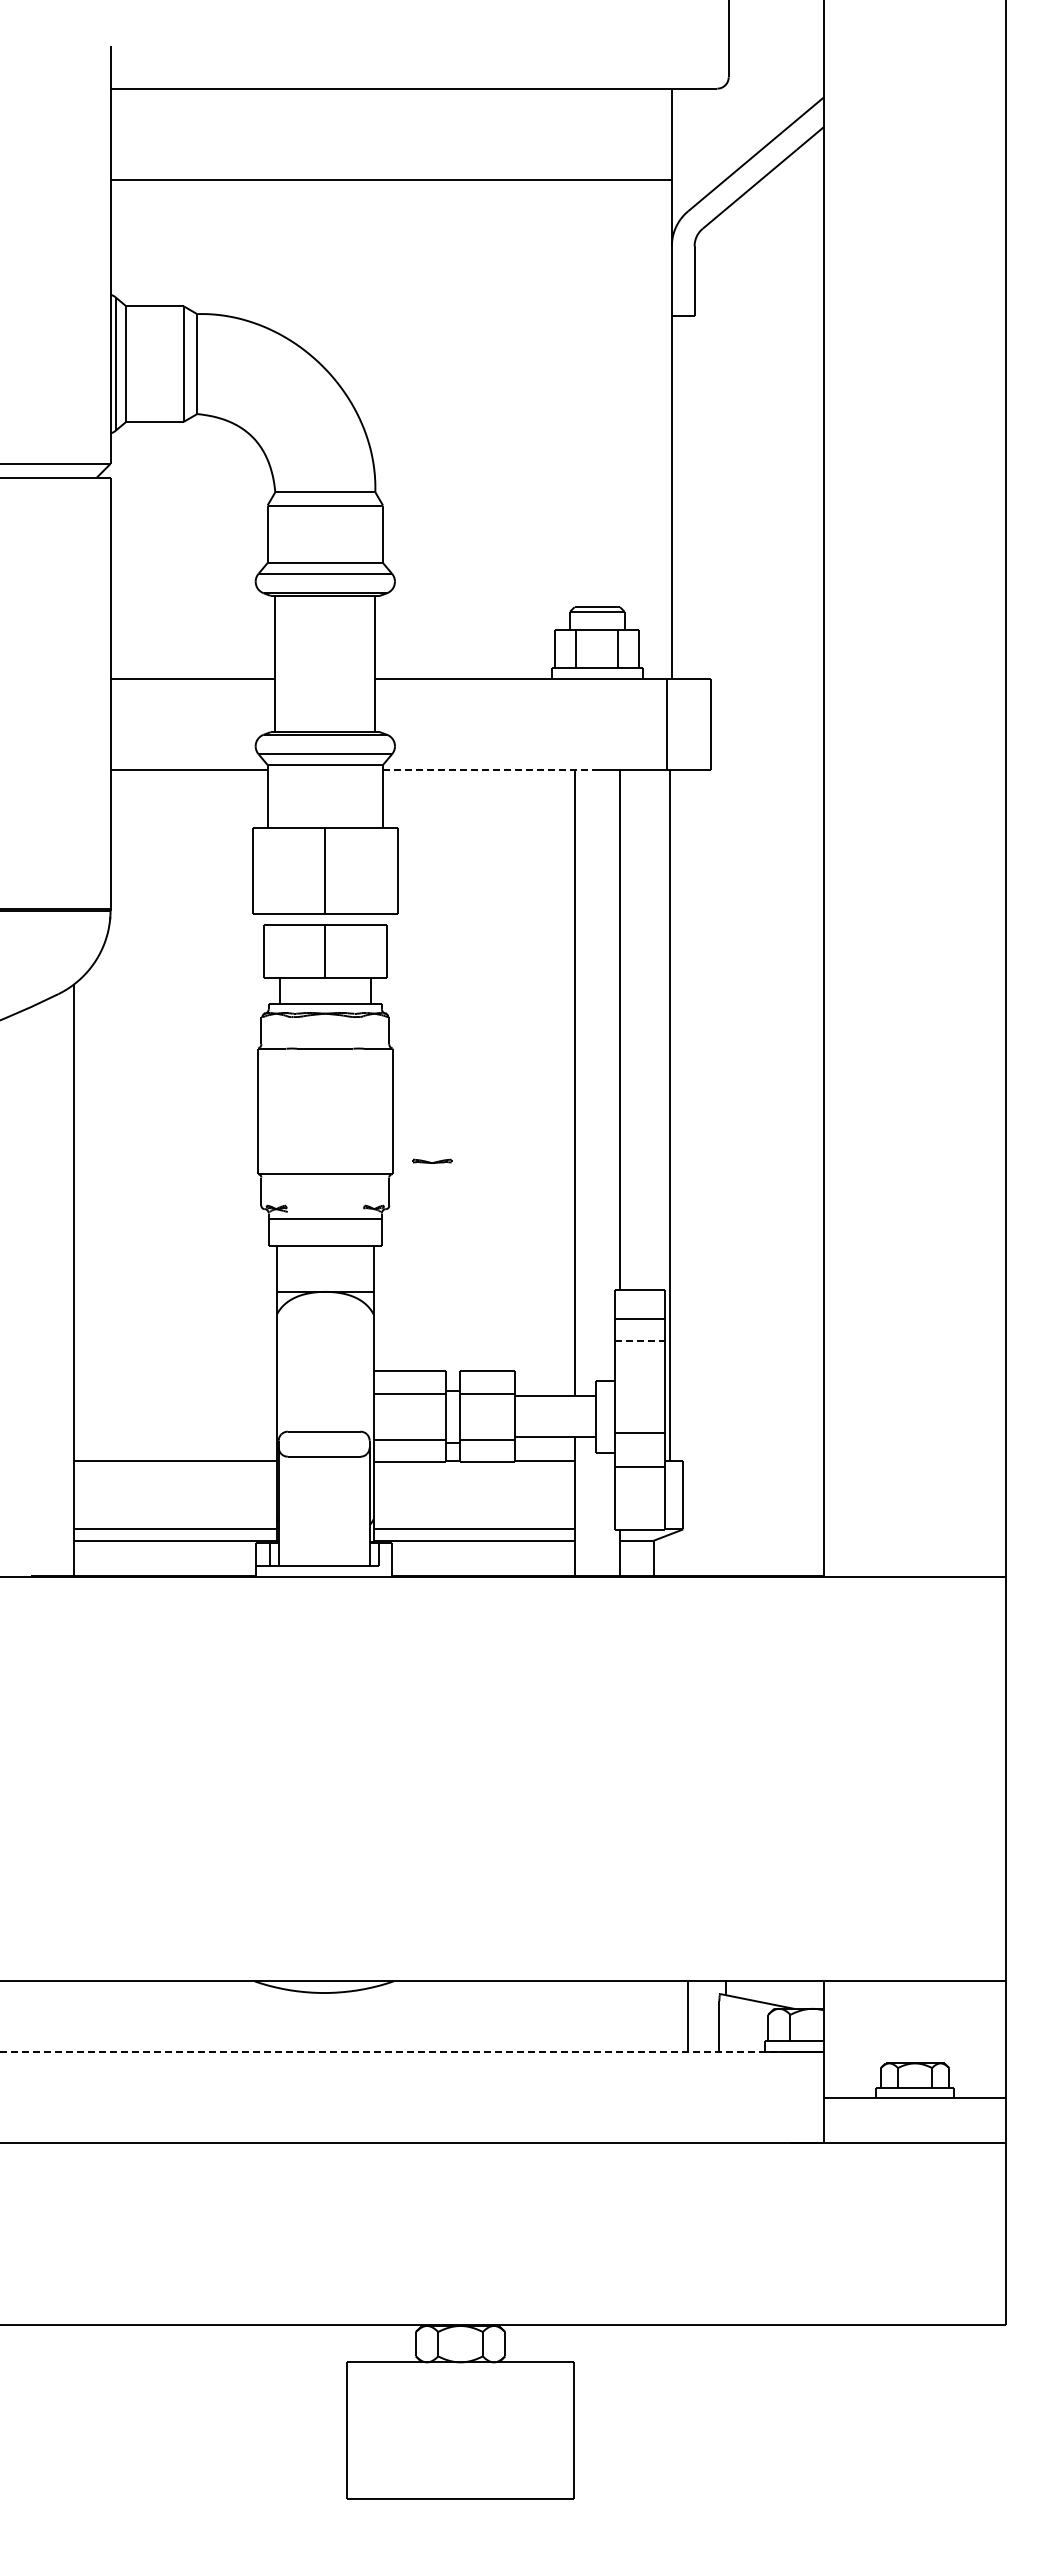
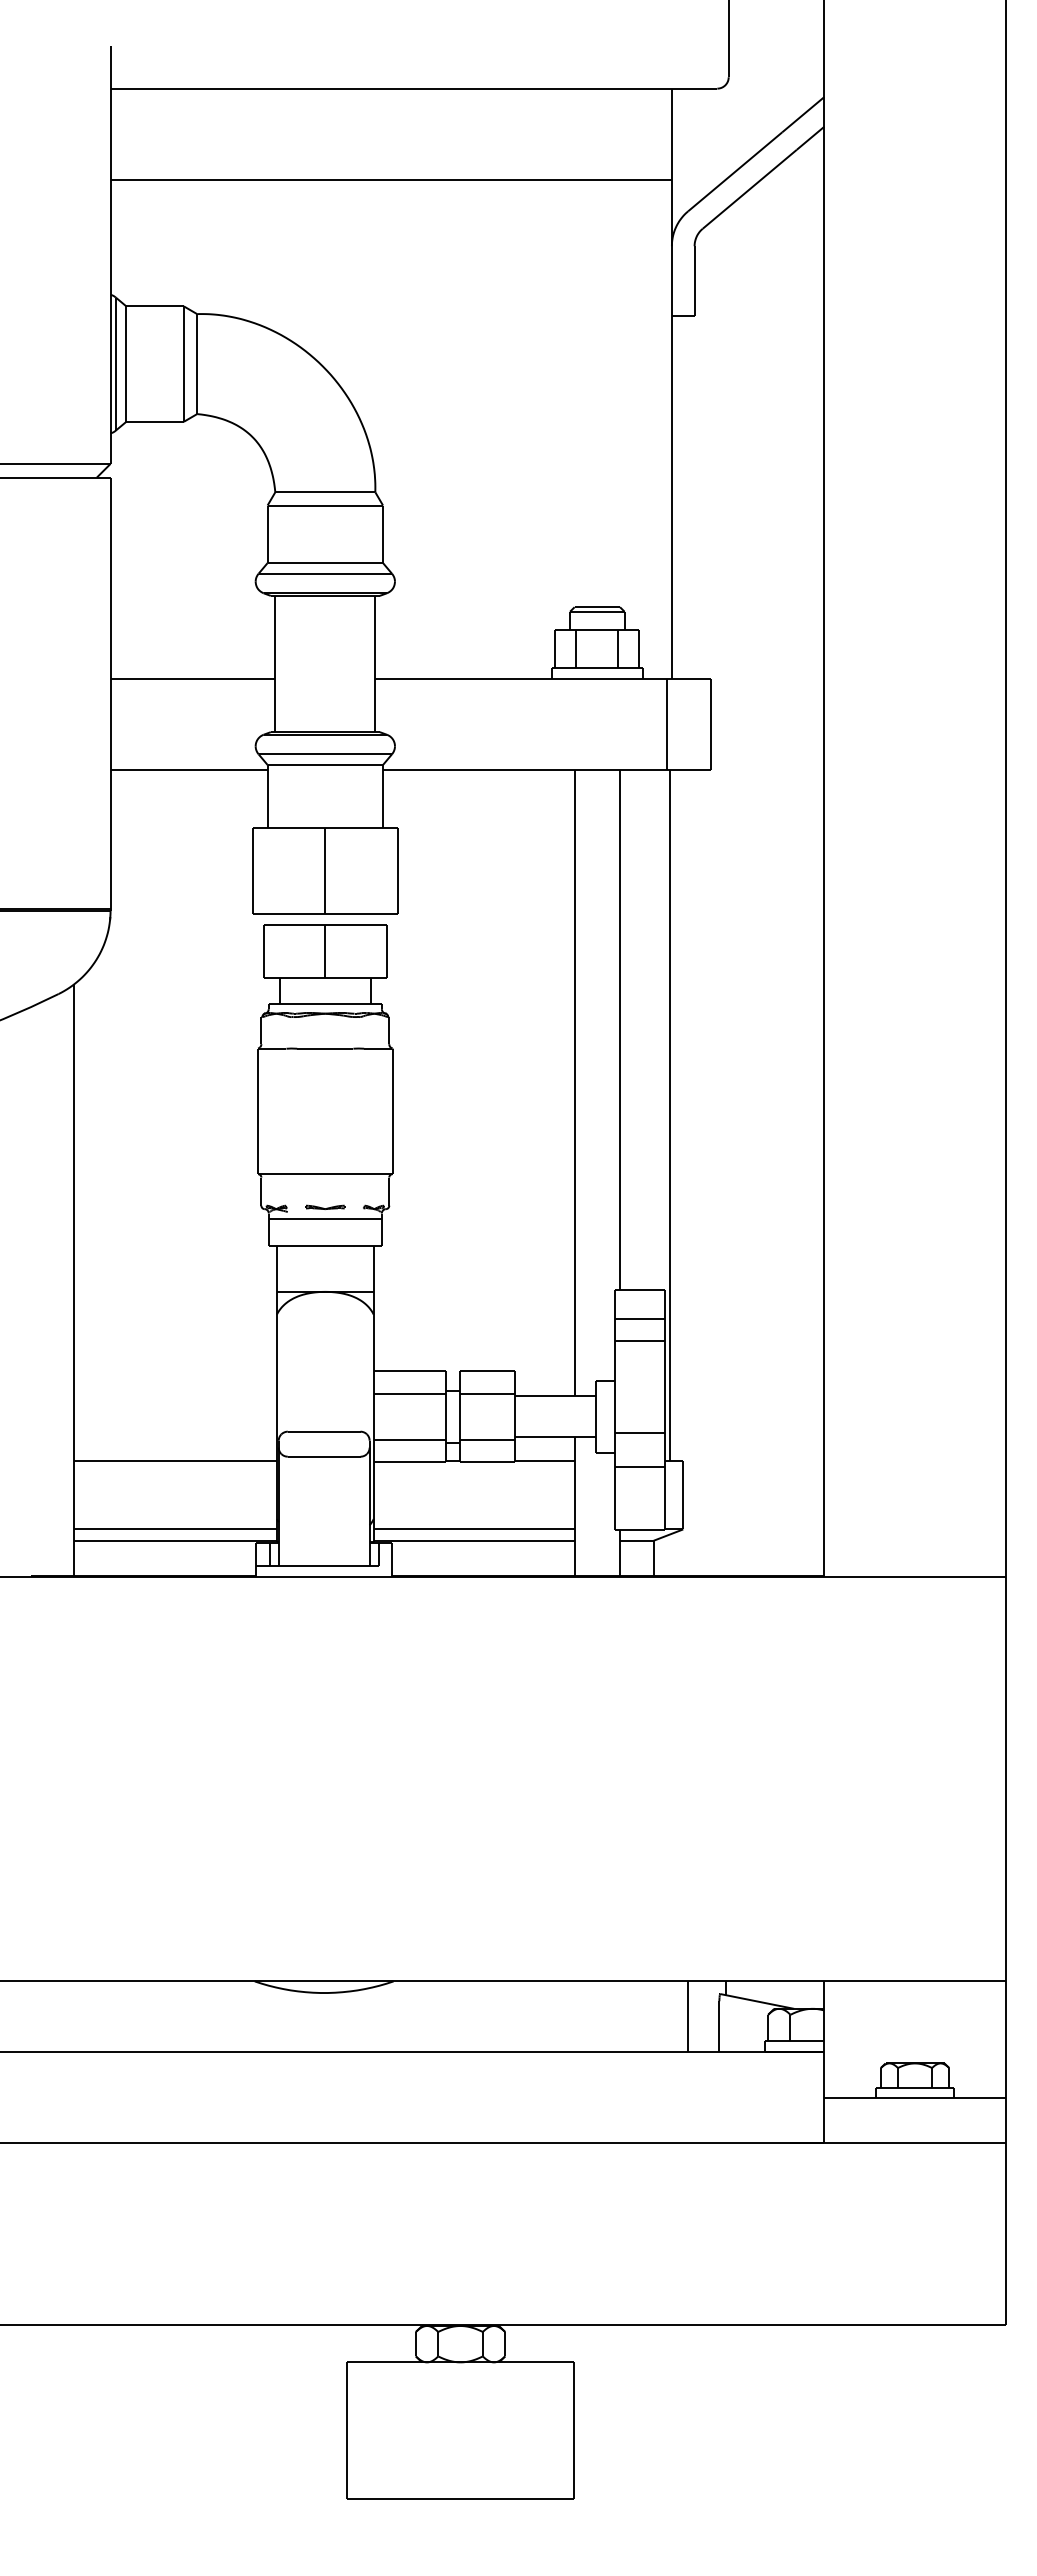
line: dashed -> solid (488, 770)
part position: (432, 1160) -> (325, 1206) (325, 1206)
line: dashed -> solid (639, 1340)
line: dashed -> solid (393, 2052)
